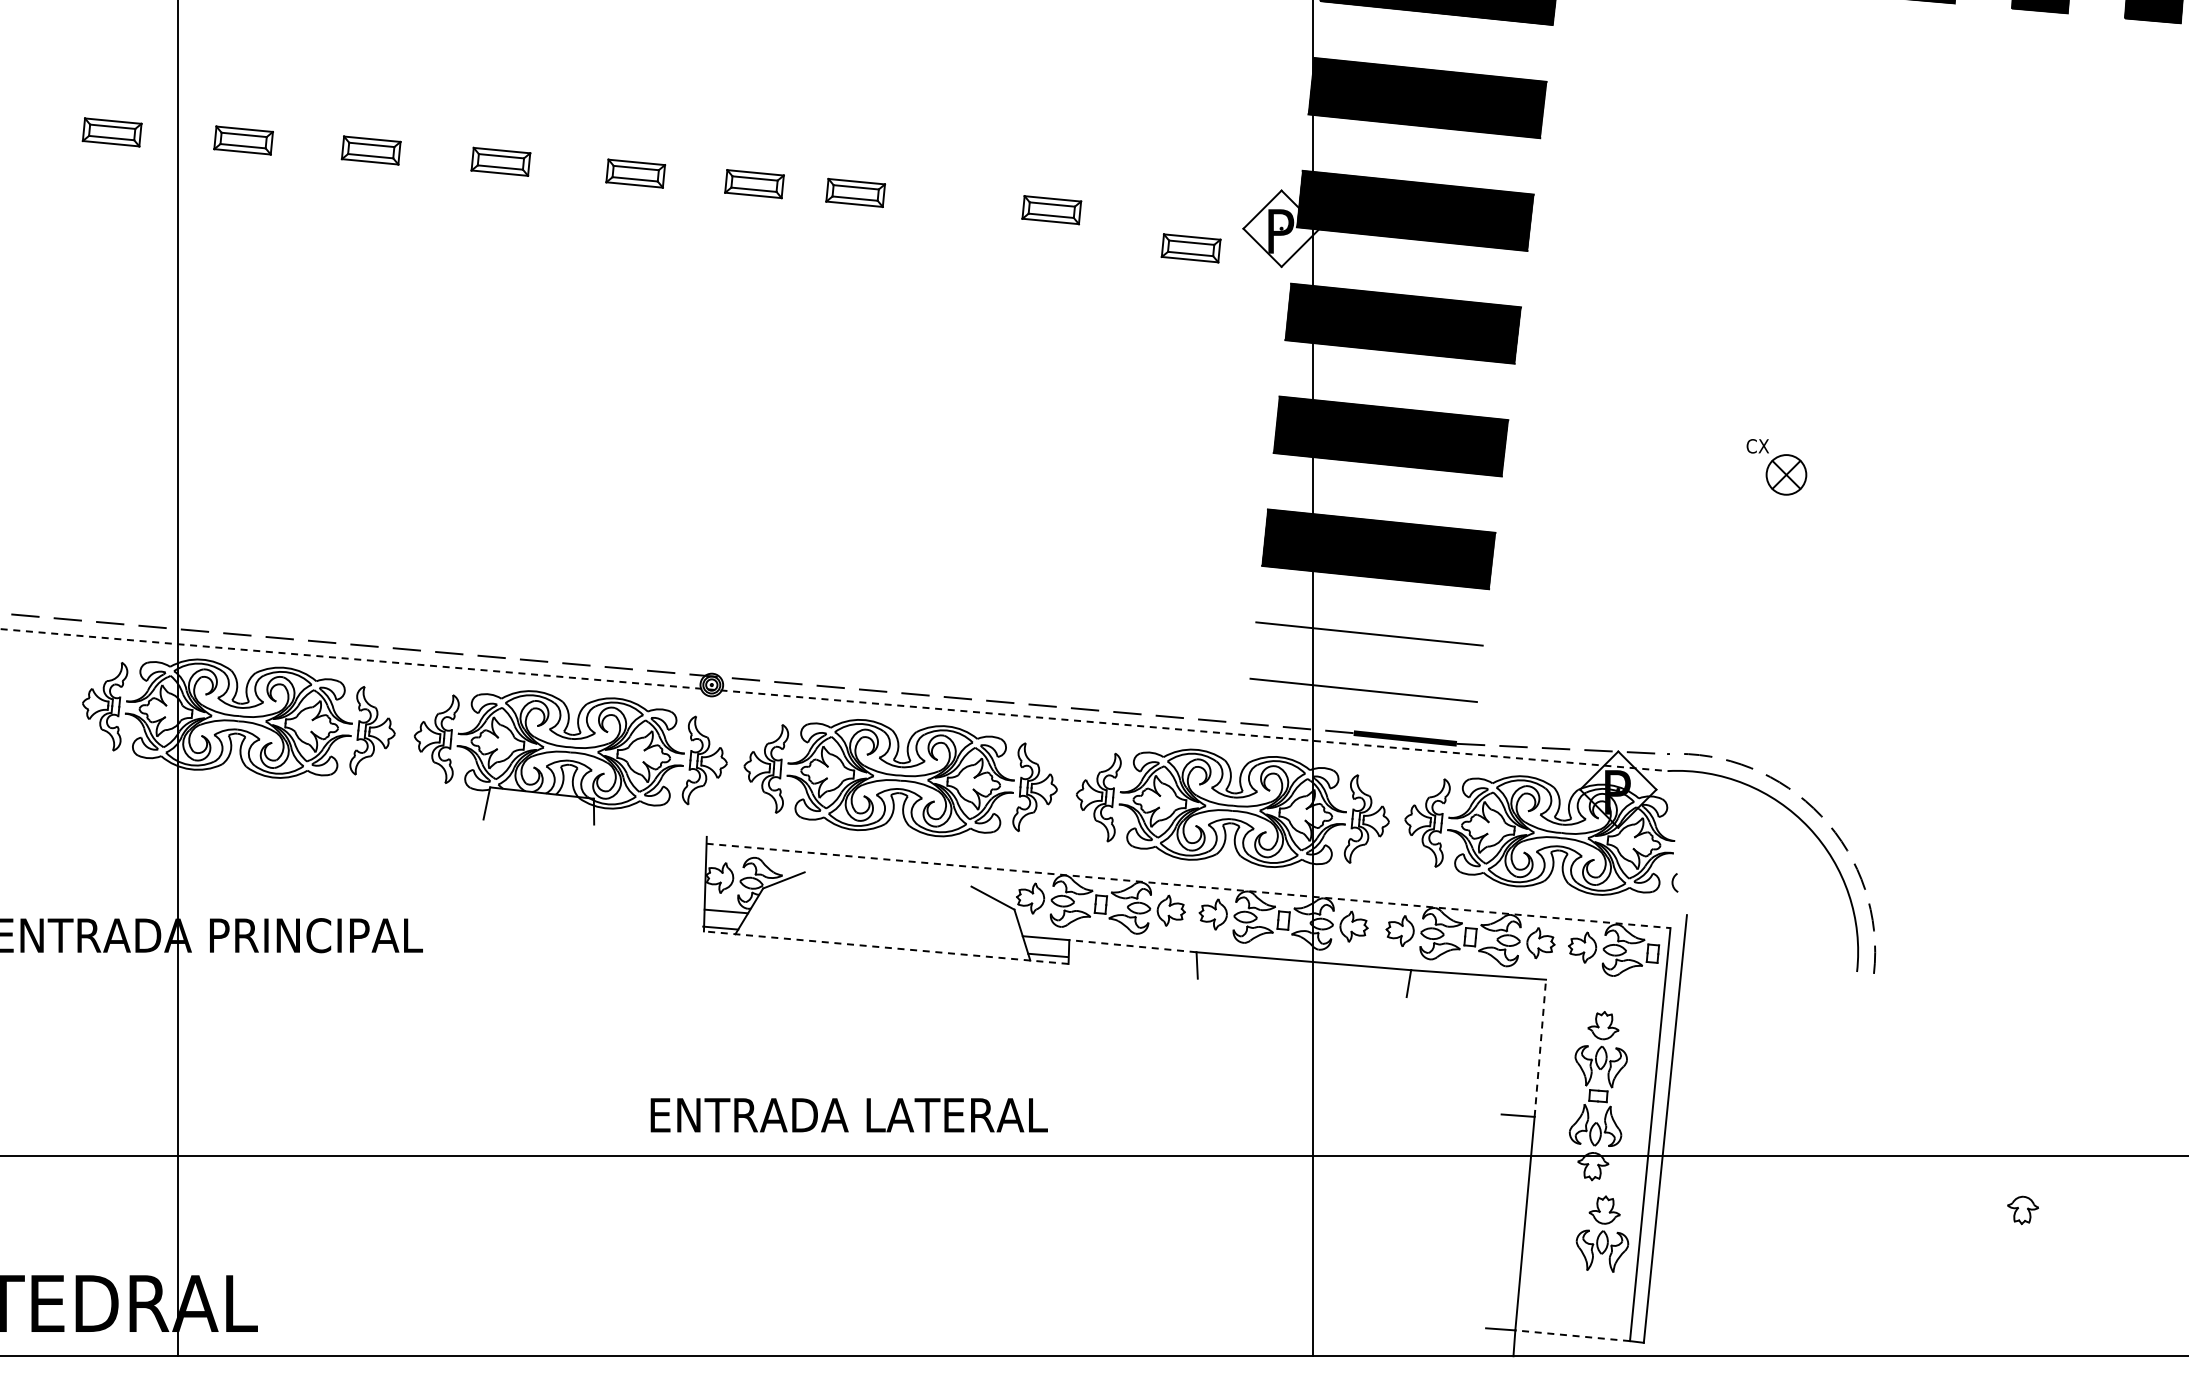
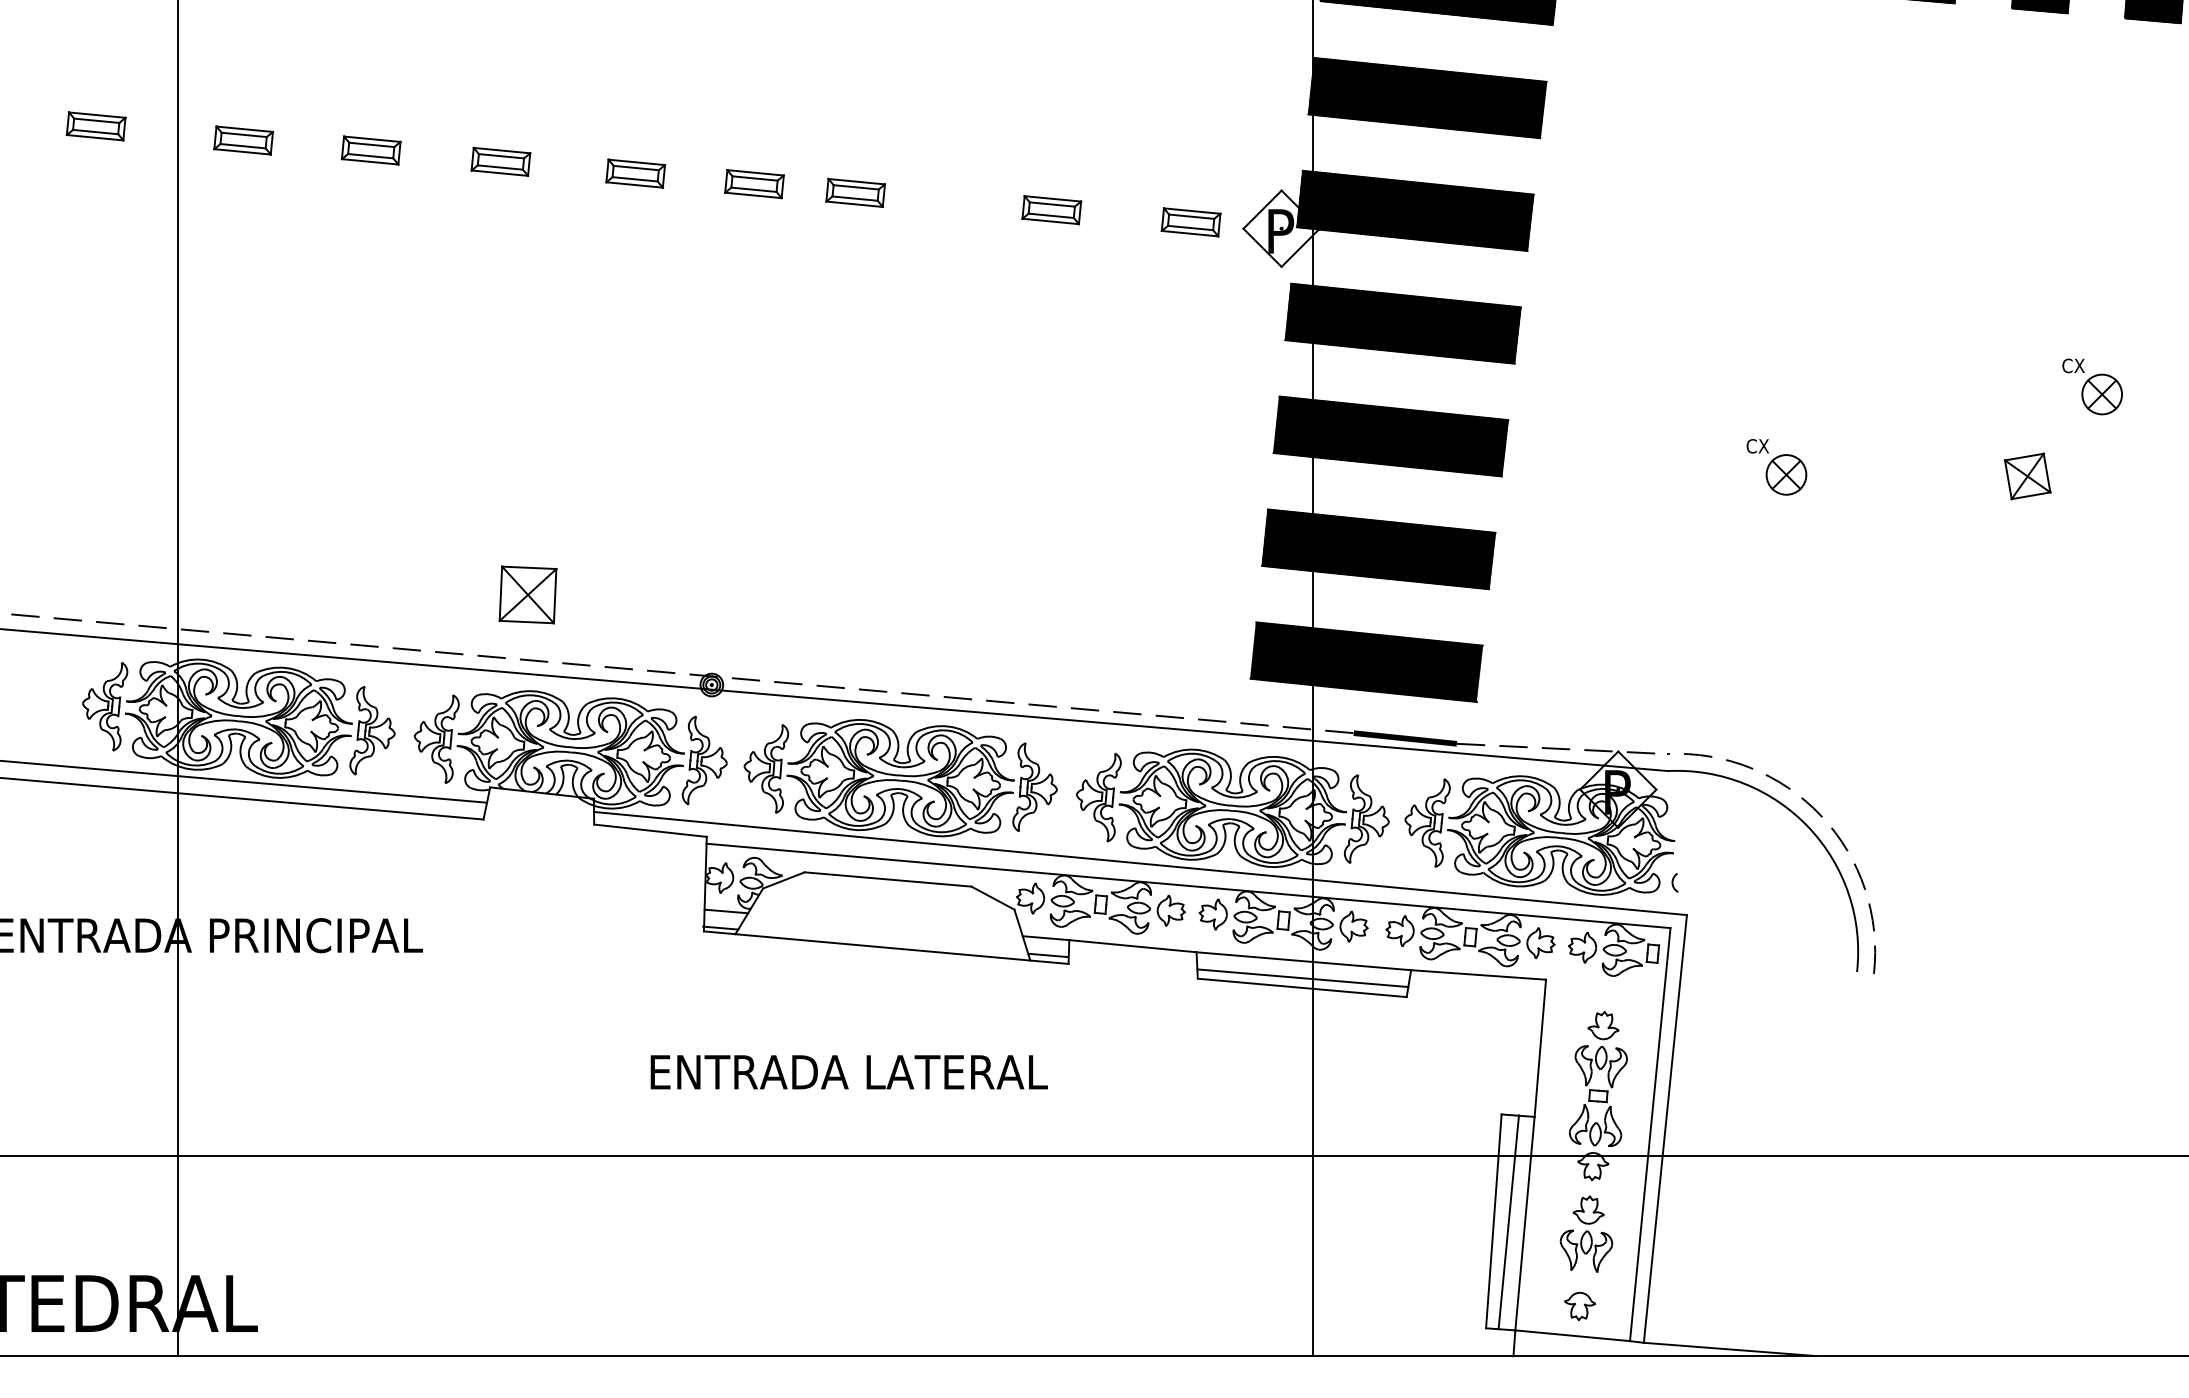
part position: (111, 132) -> (95, 126) (95, 126)
part position: (1190, 248) -> (1190, 222) (1190, 222)
part: none -> present (2092, 386)
part: none -> present (2027, 476)
part: none -> present (527, 594)
hatch: none -> present (1366, 661)
line: dashed -> solid (834, 700)
line: none -> present (244, 781)
line: none -> present (242, 798)
line: none -> present (650, 830)
line: none -> present (1140, 863)
line: none -> present (887, 879)
line: dashed -> solid (1188, 885)
line: dashed -> solid (1132, 946)
line: dashed -> solid (885, 947)
line: none -> present (1302, 978)
line: none -> present (1301, 987)
line: dashed -> solid (1540, 1048)
text position: (848, 1115) -> (848, 1072) (848, 1072)
part position: (2022, 1210) -> (1579, 1306) (1579, 1306)
line: none -> present (1493, 1221)
line: none -> present (1508, 1222)
part position: (1602, 1233) -> (1586, 1233) (1586, 1233)
line: dashed -> solid (1572, 1335)
line: none -> present (1729, 1349)
